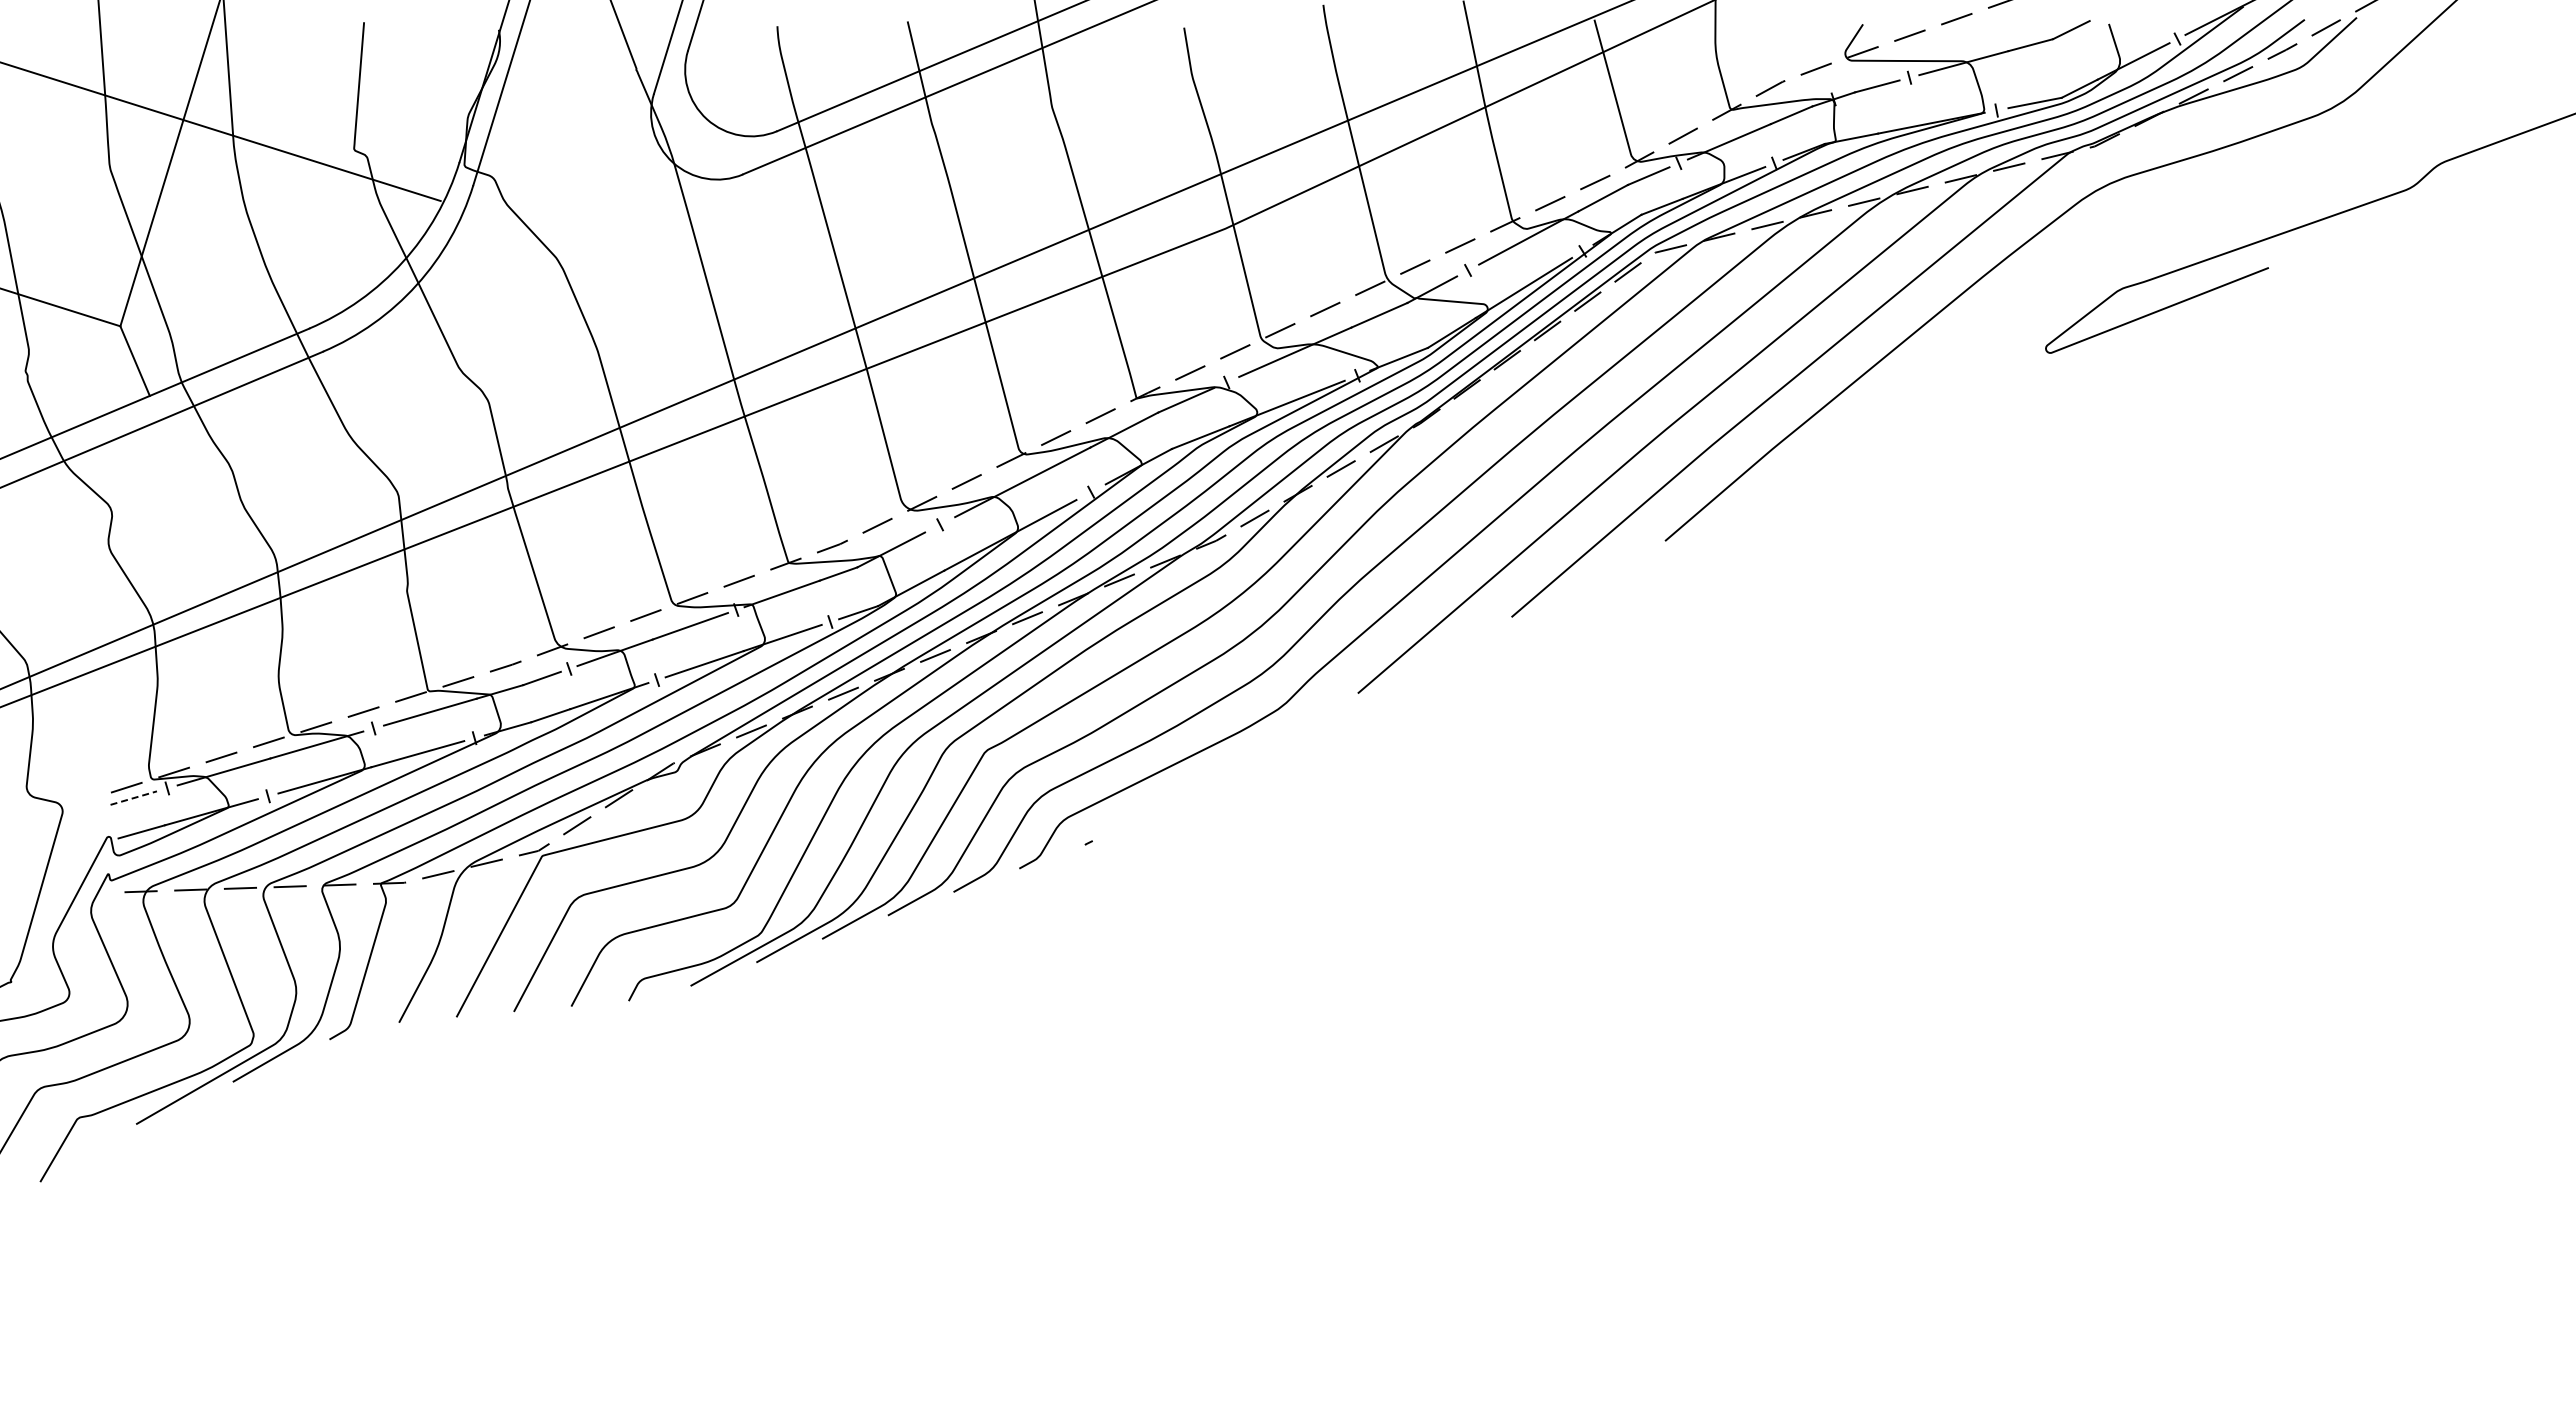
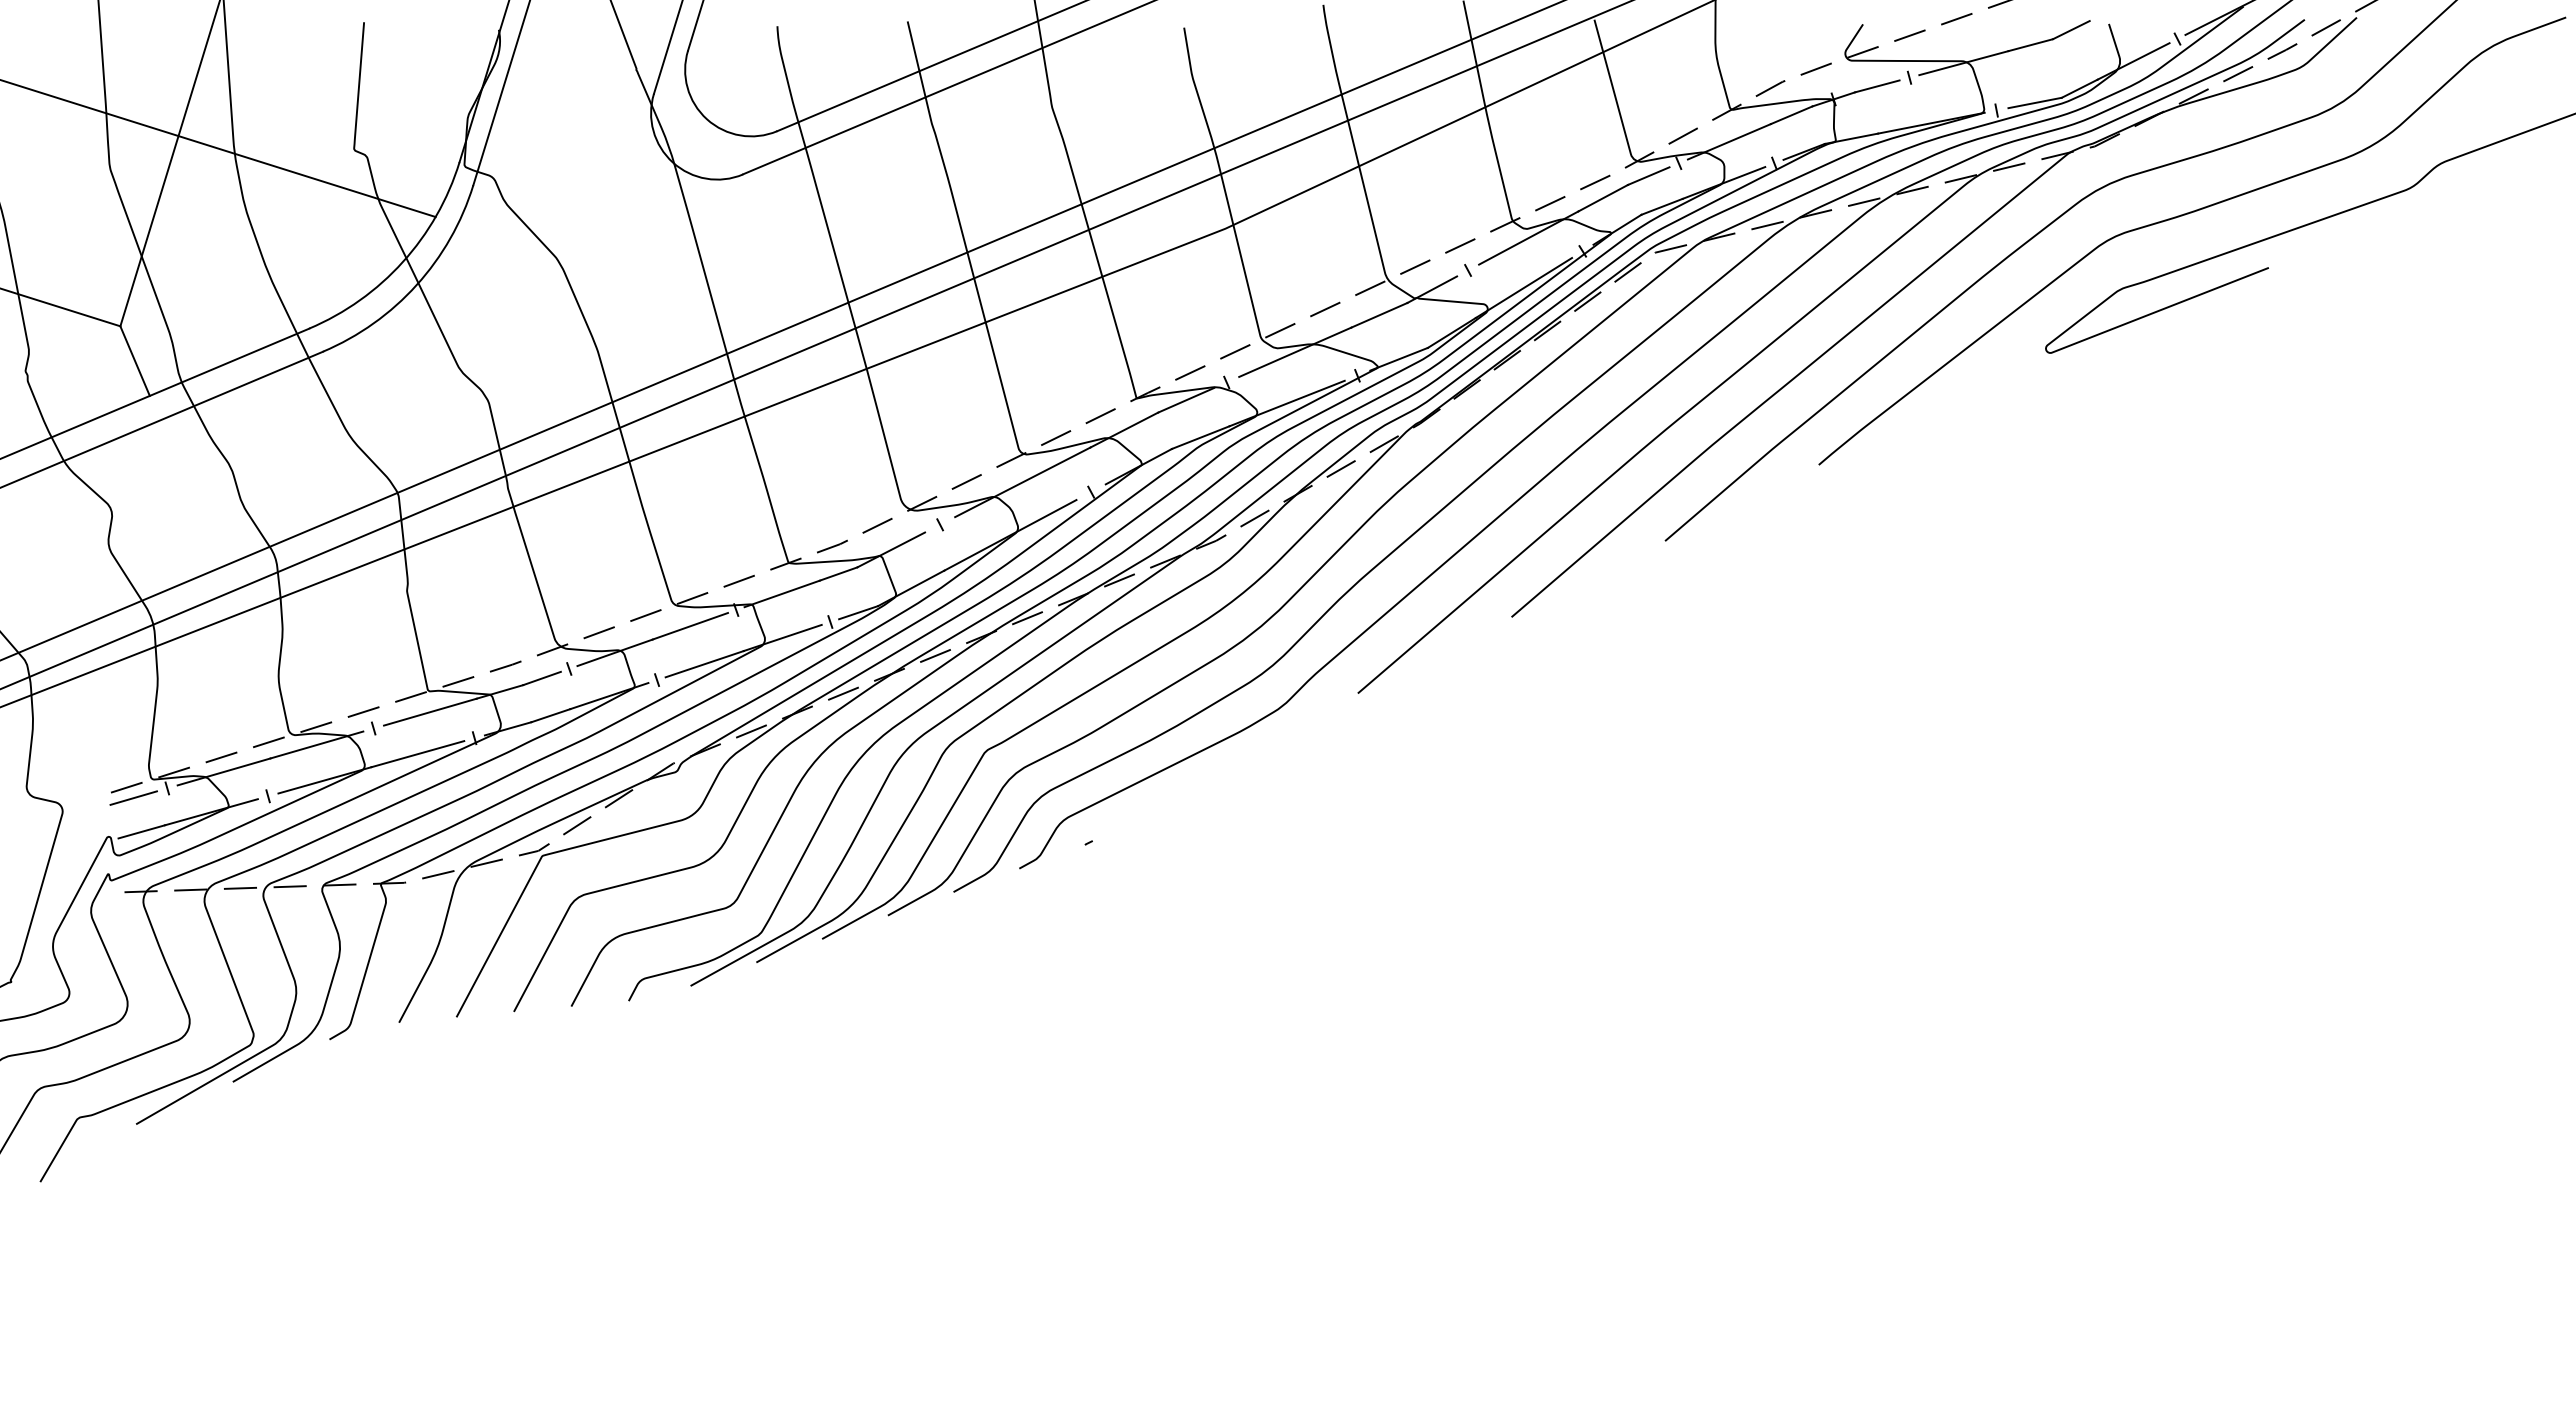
line position: (221, 132) -> (218, 148) (218, 148)
curve: none -> present (2185, 215)
line: none -> present (781, 330)
line: dashed -> solid (134, 797)
